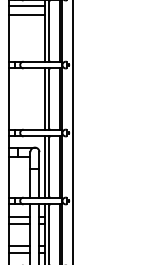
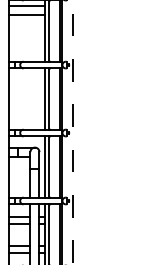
line: solid -> dashed (73, 132)
